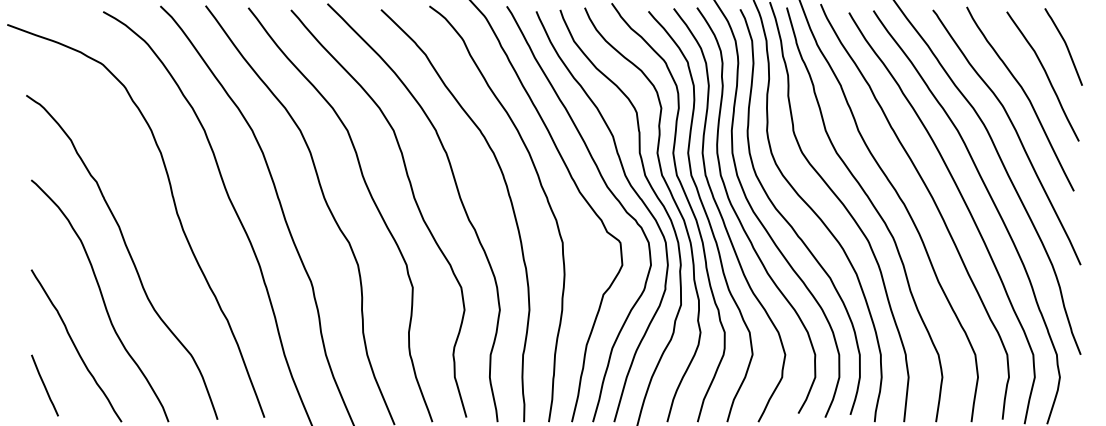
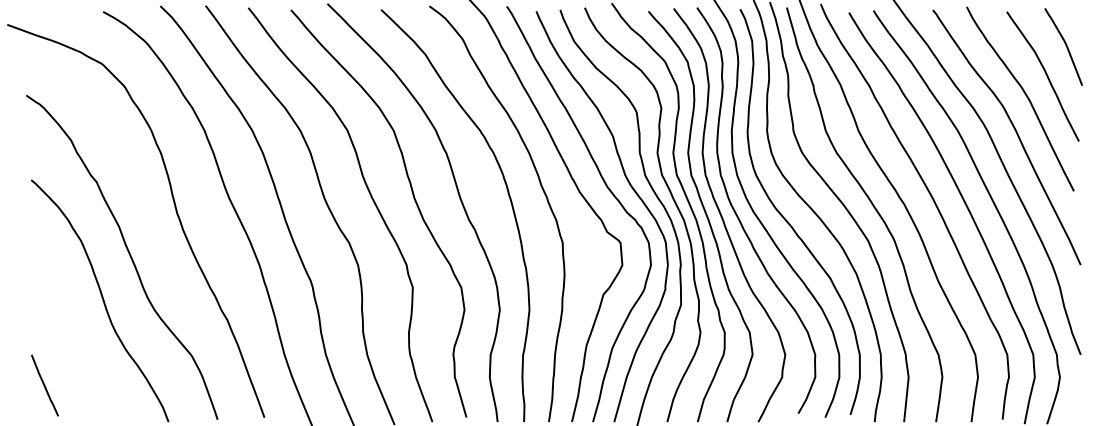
curve: present -> none (75, 345)
